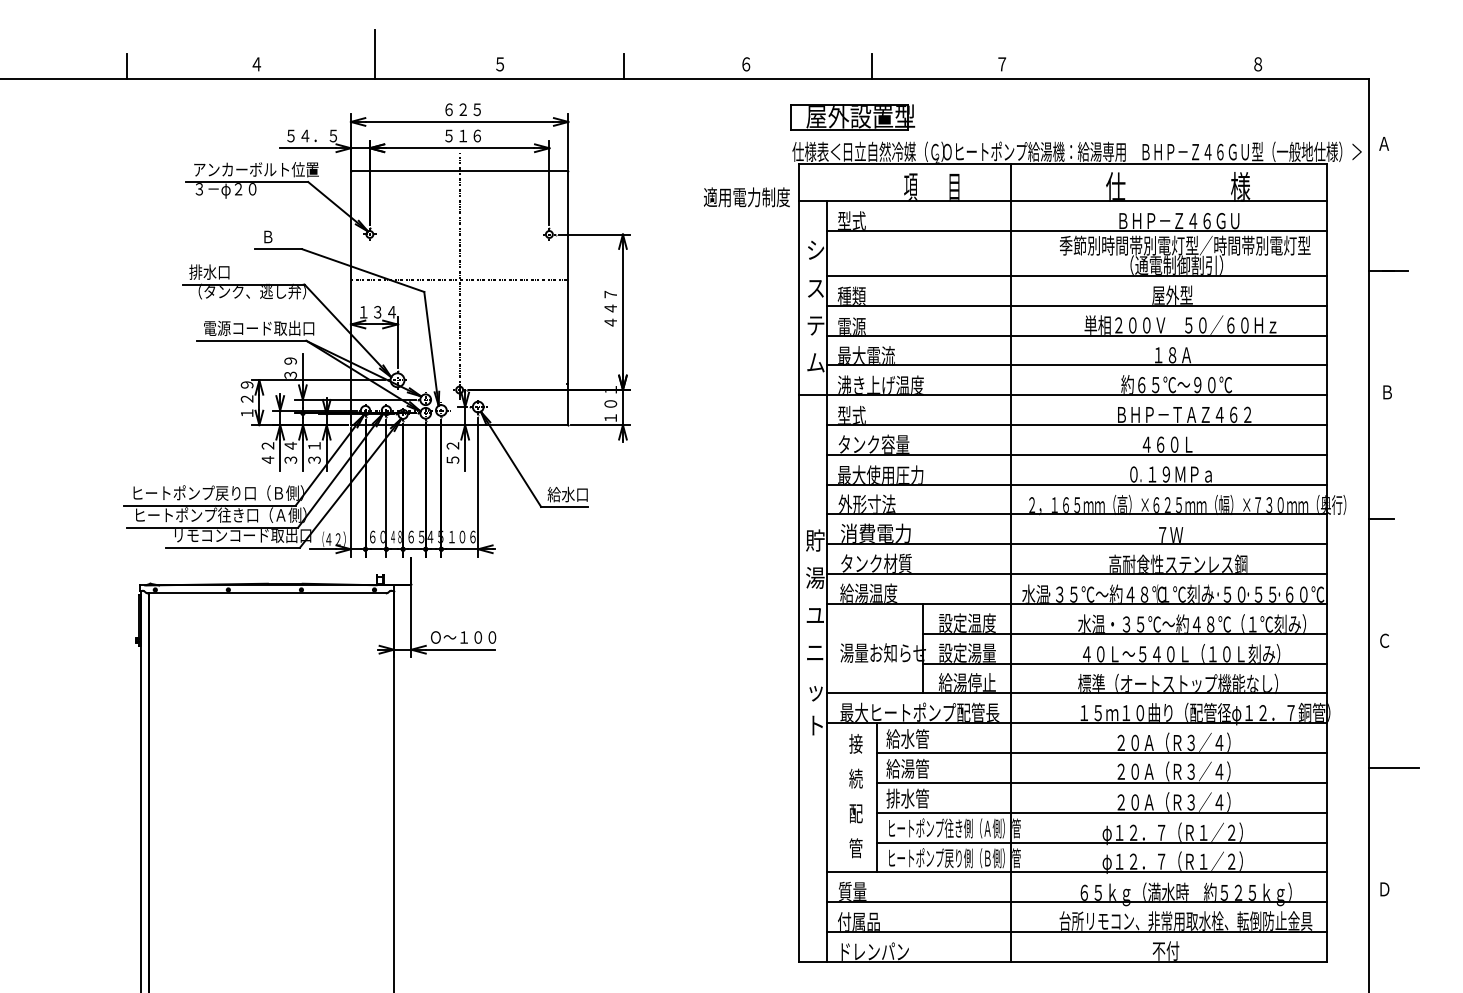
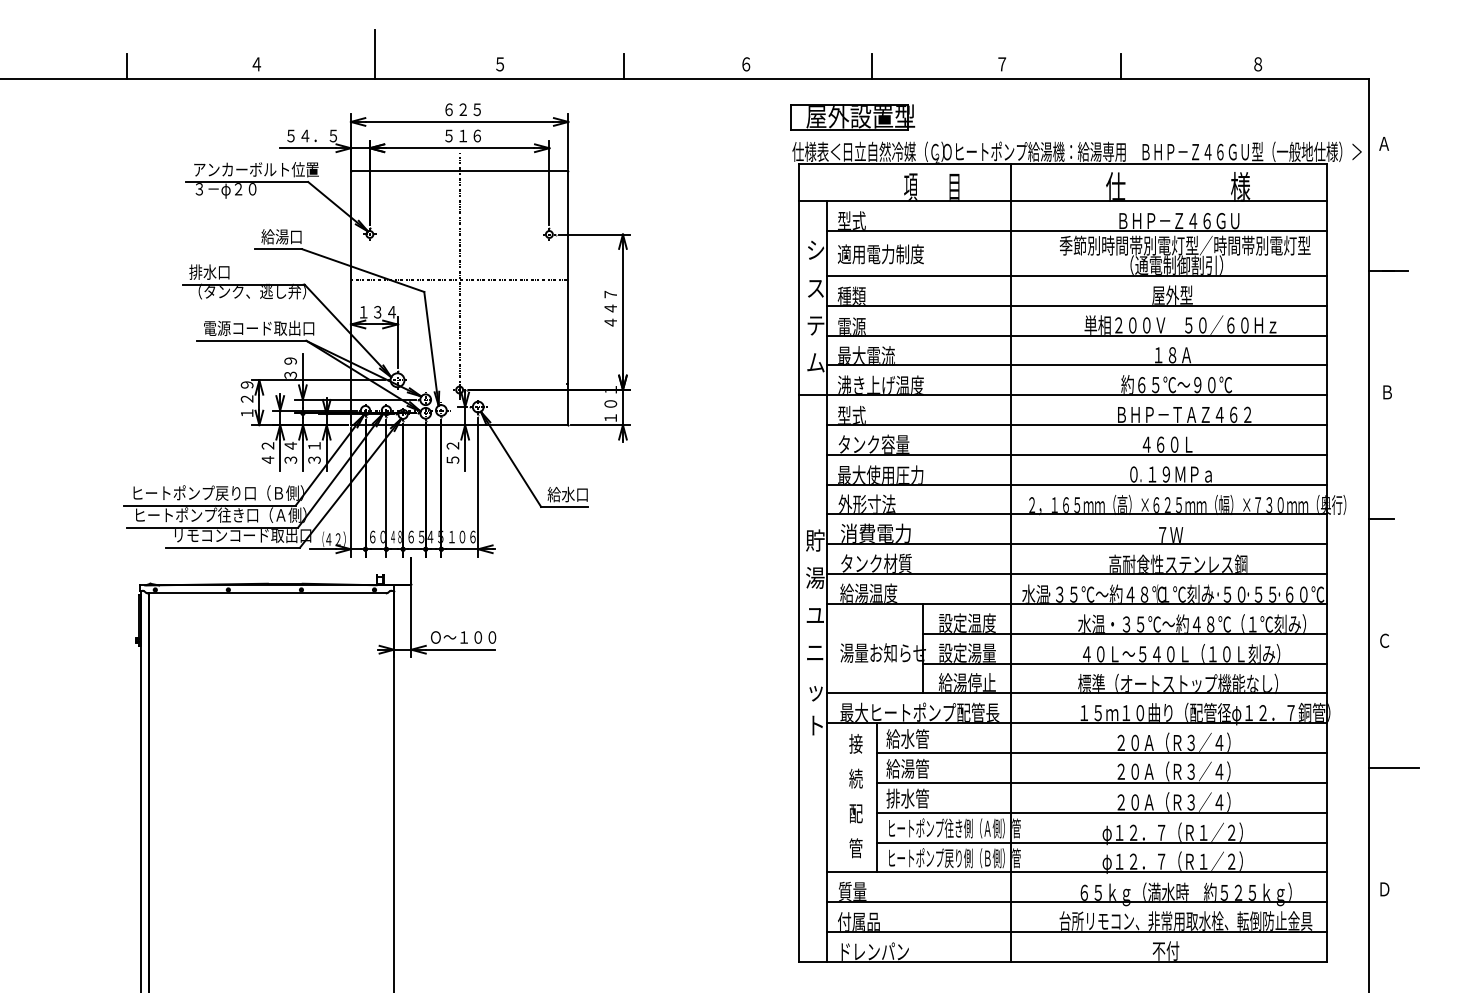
line: none -> present (1120, 66)
text position: (746, 197) -> (880, 254) (880, 254)
text: Ｂ -> 給湯口 (281, 236)
